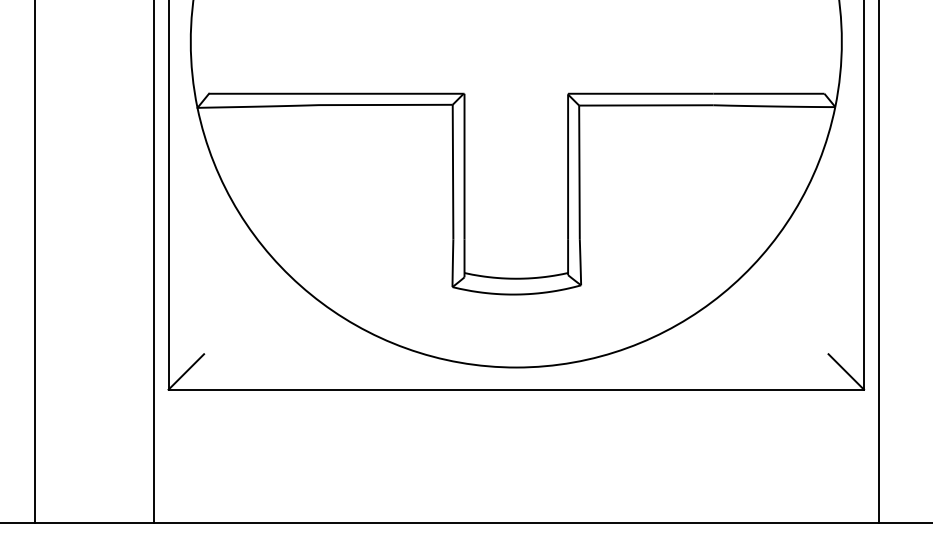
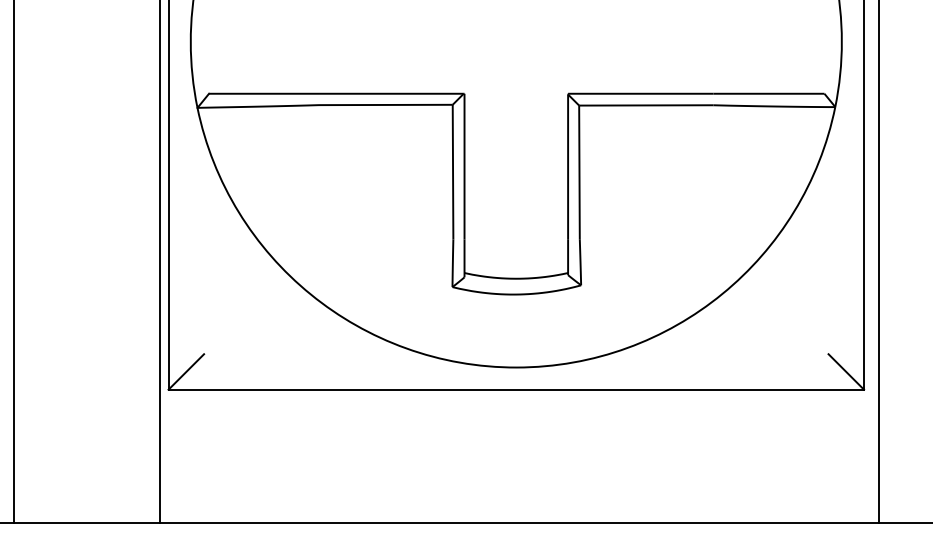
line position: (35, 262) -> (14, 262) (14, 262)
line position: (153, 262) -> (159, 262) (159, 262)
